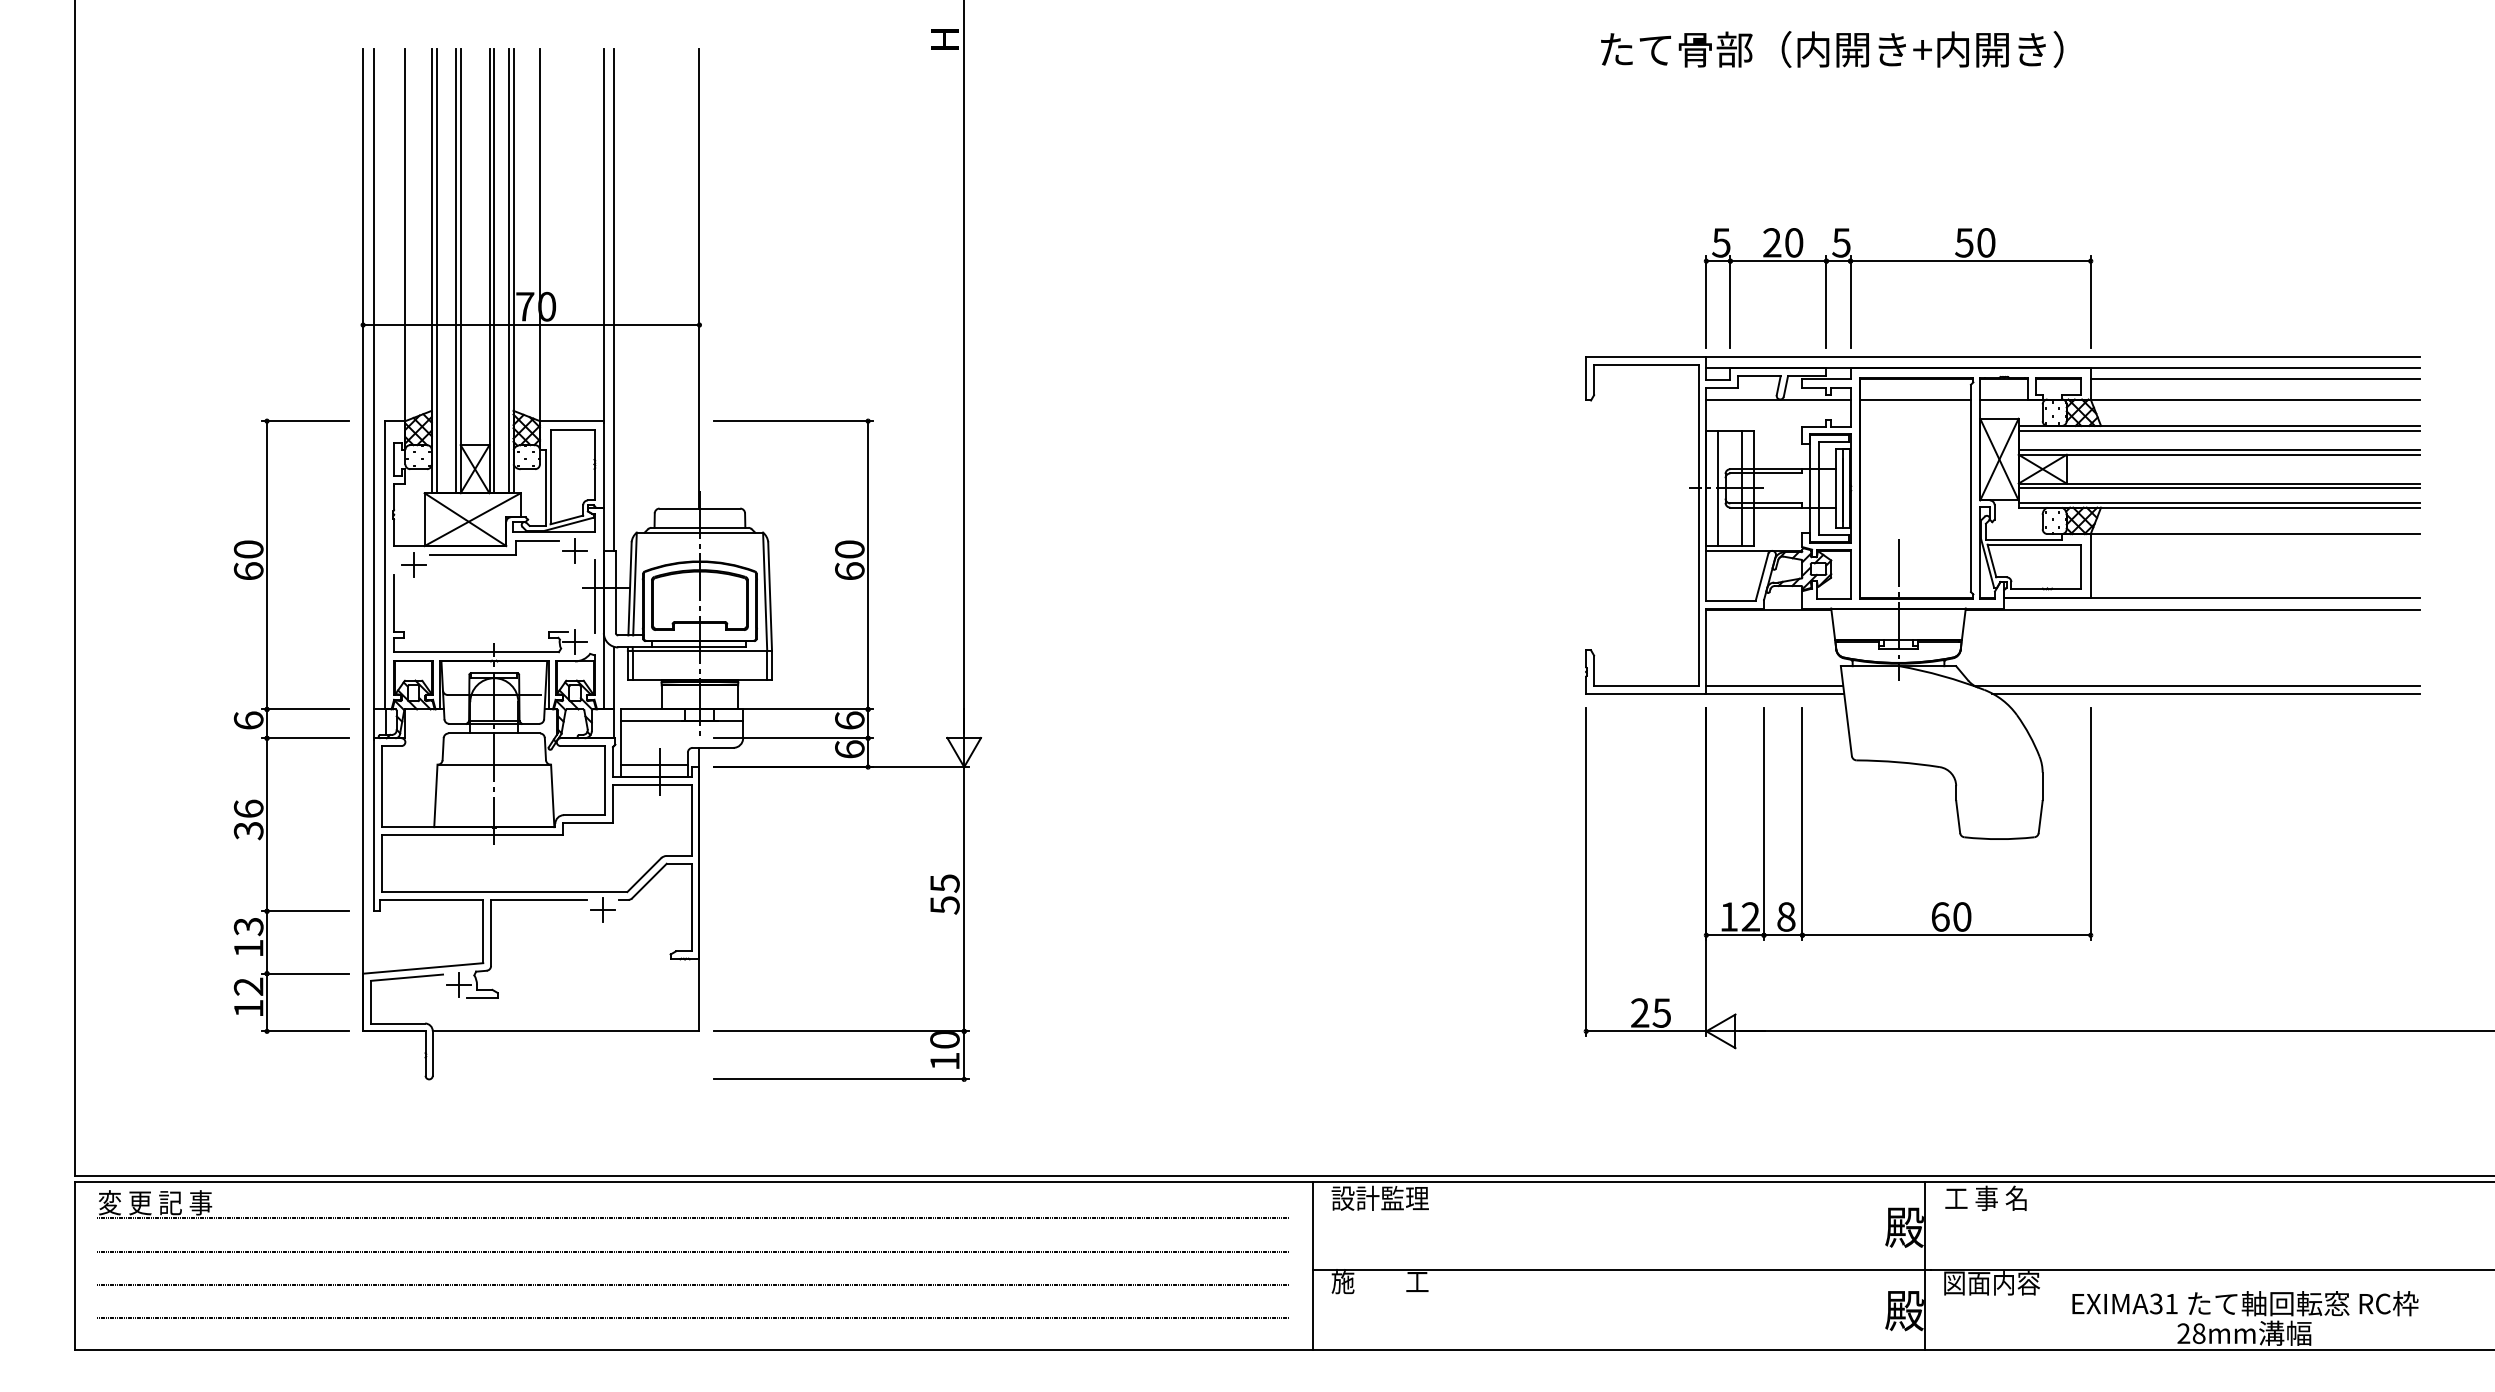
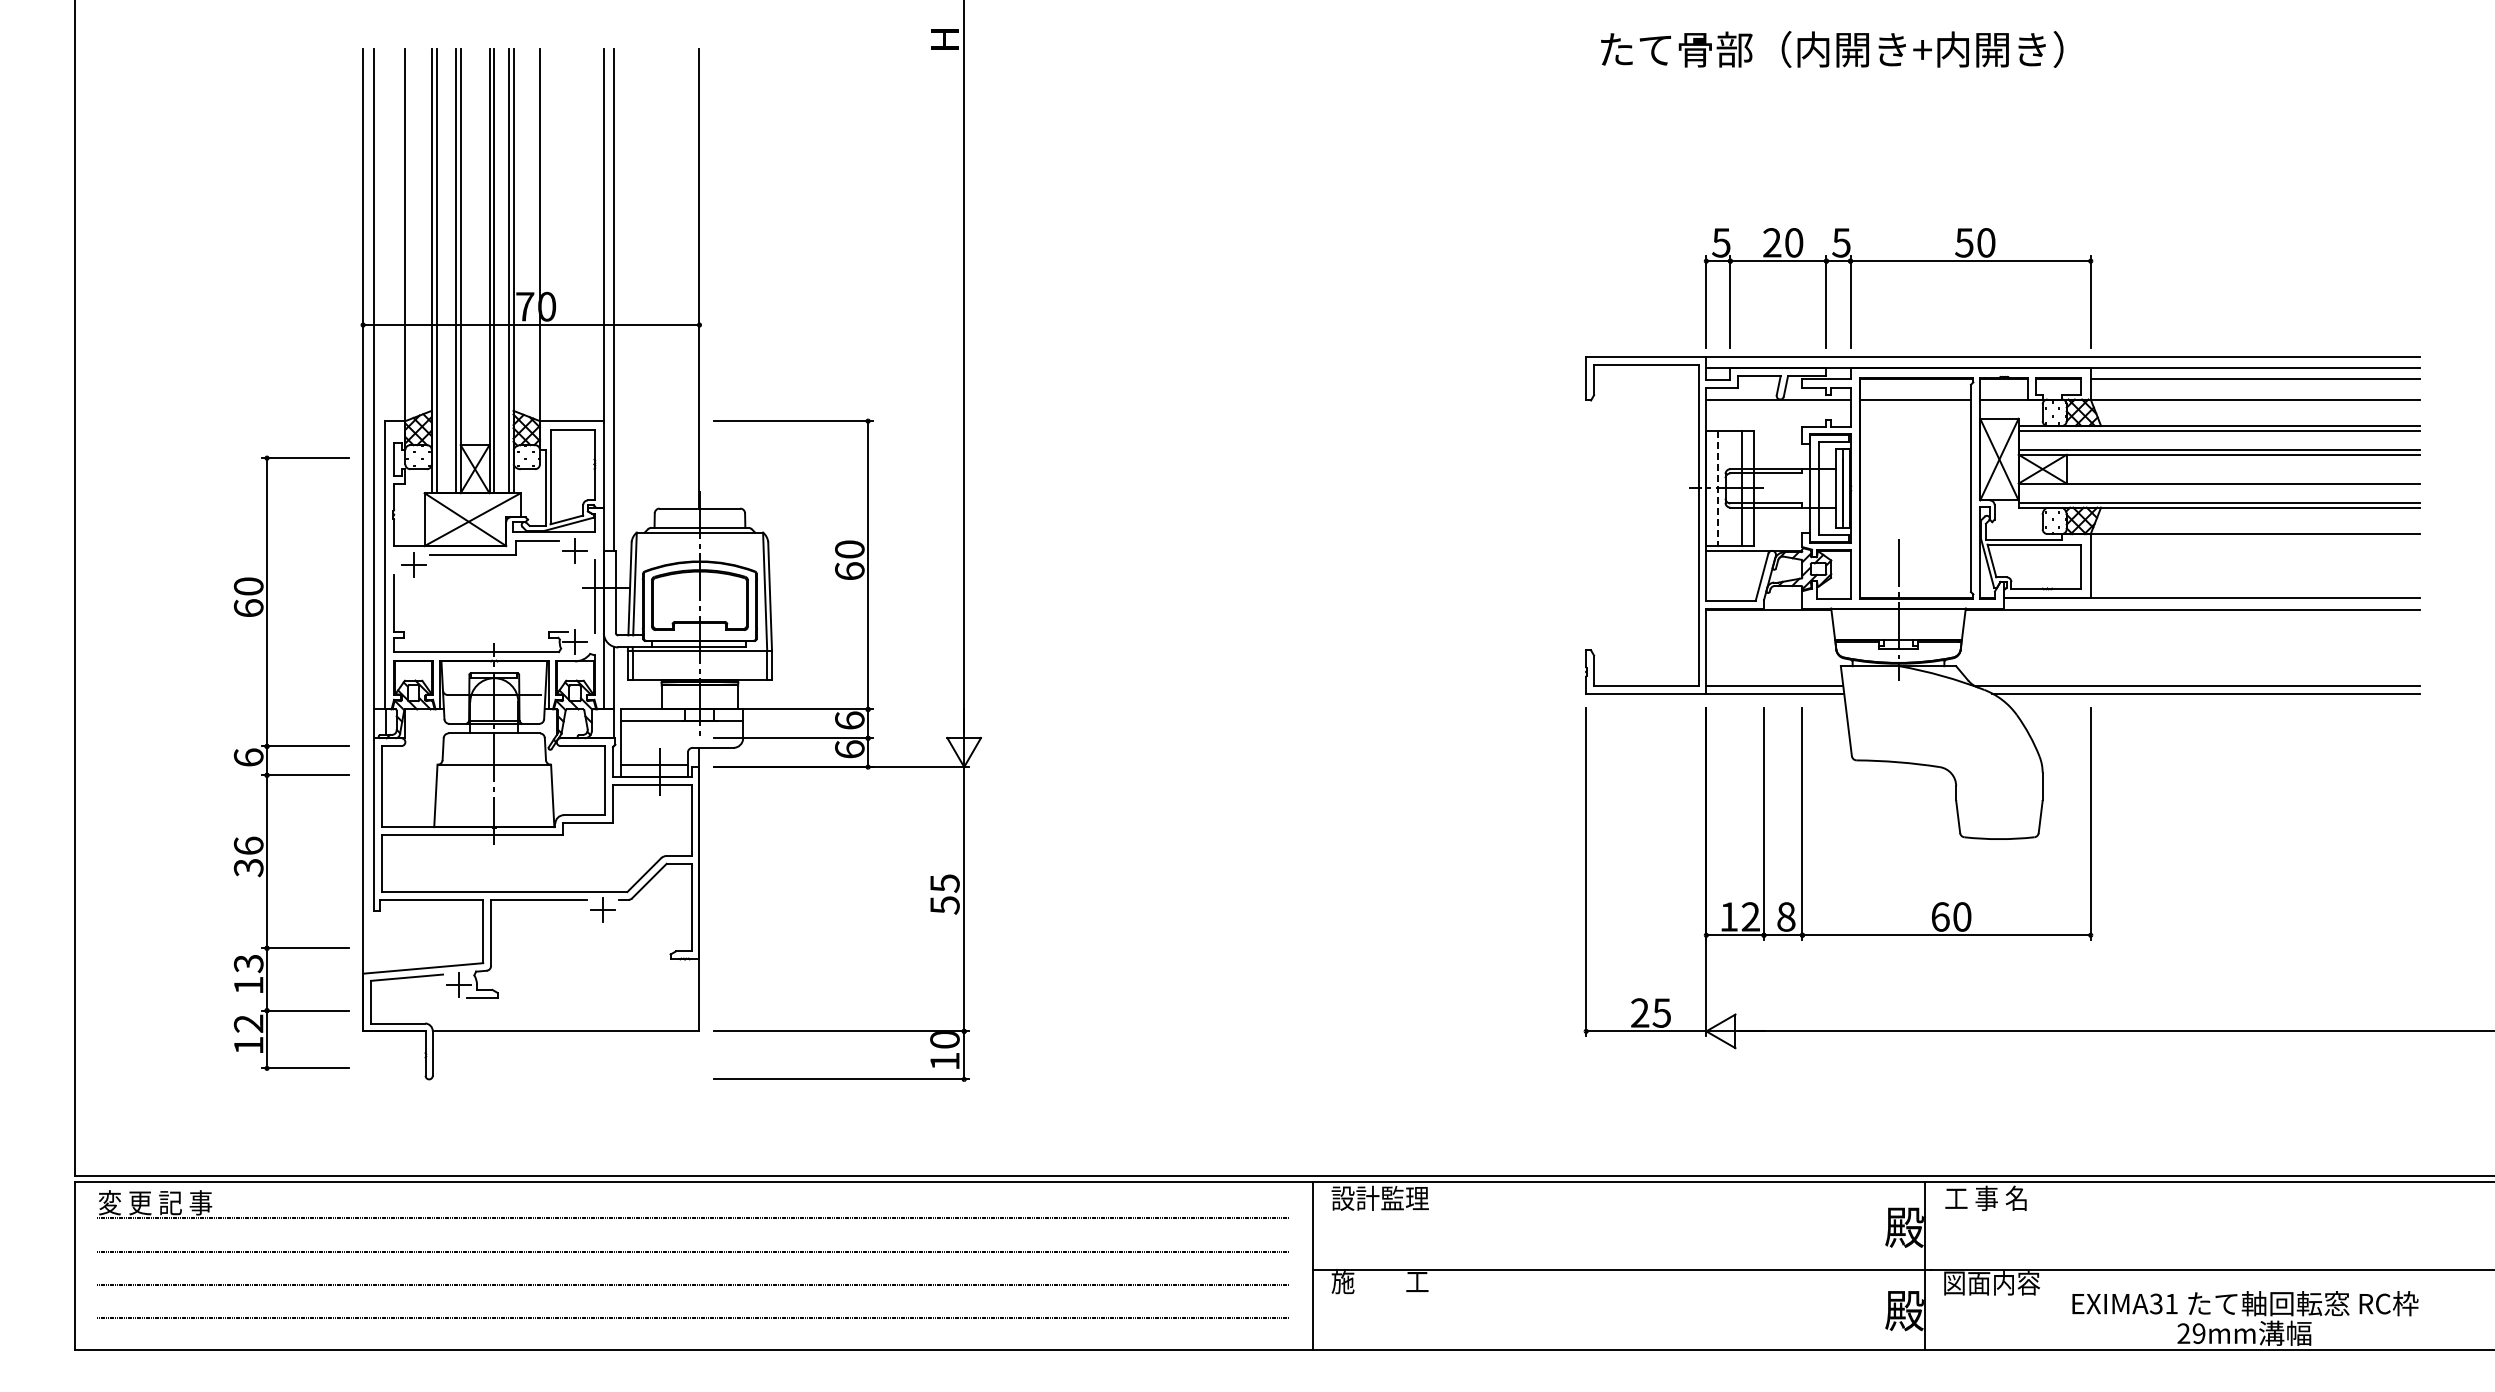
line: solid -> dashed (1718, 488)
line: present -> none (2218, 488)
part position: (291, 737) -> (291, 774) (291, 774)
text: 28mm -> 29mm (2198, 1333)
